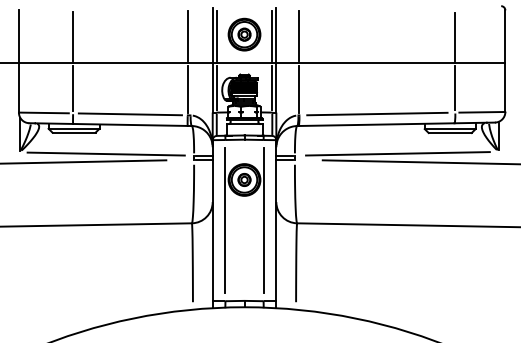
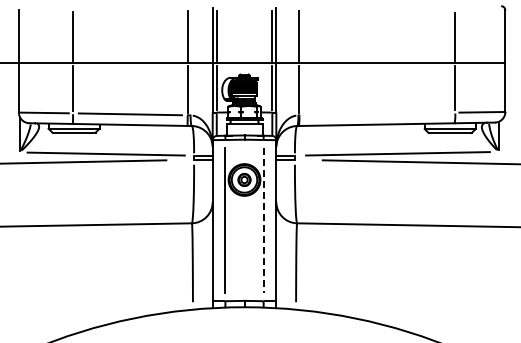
part: present -> none (244, 34)
line: present -> none (377, 113)
line: solid -> dashed (263, 220)
